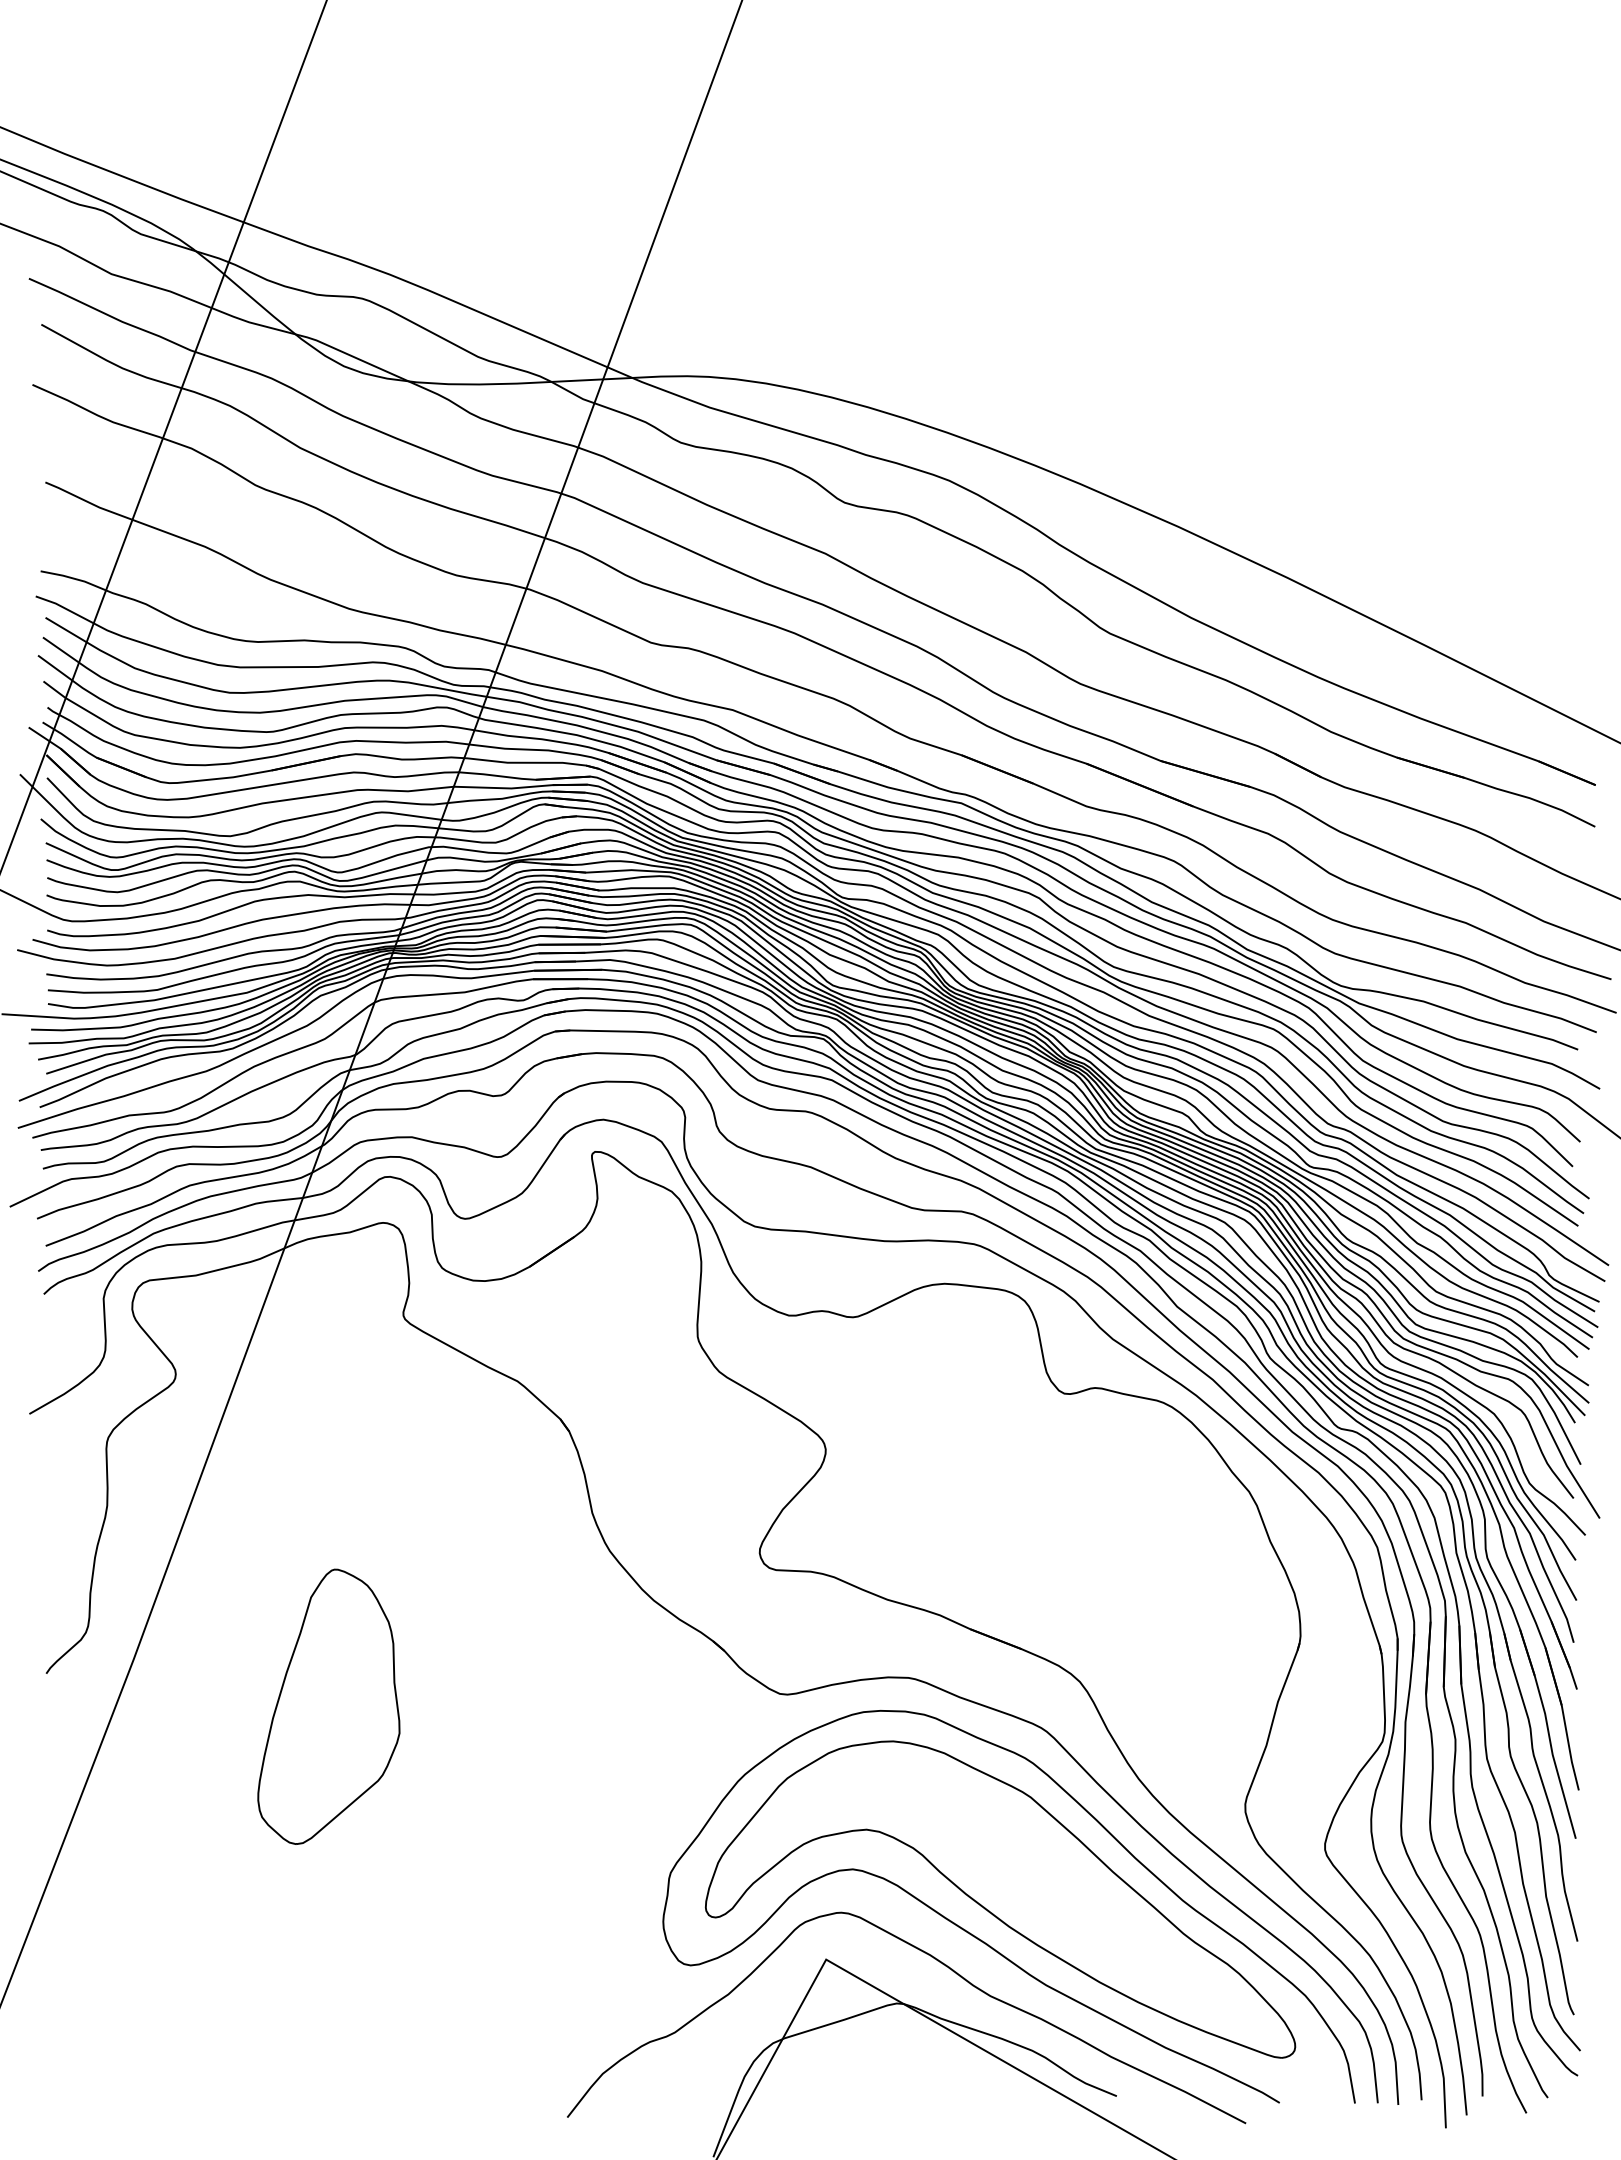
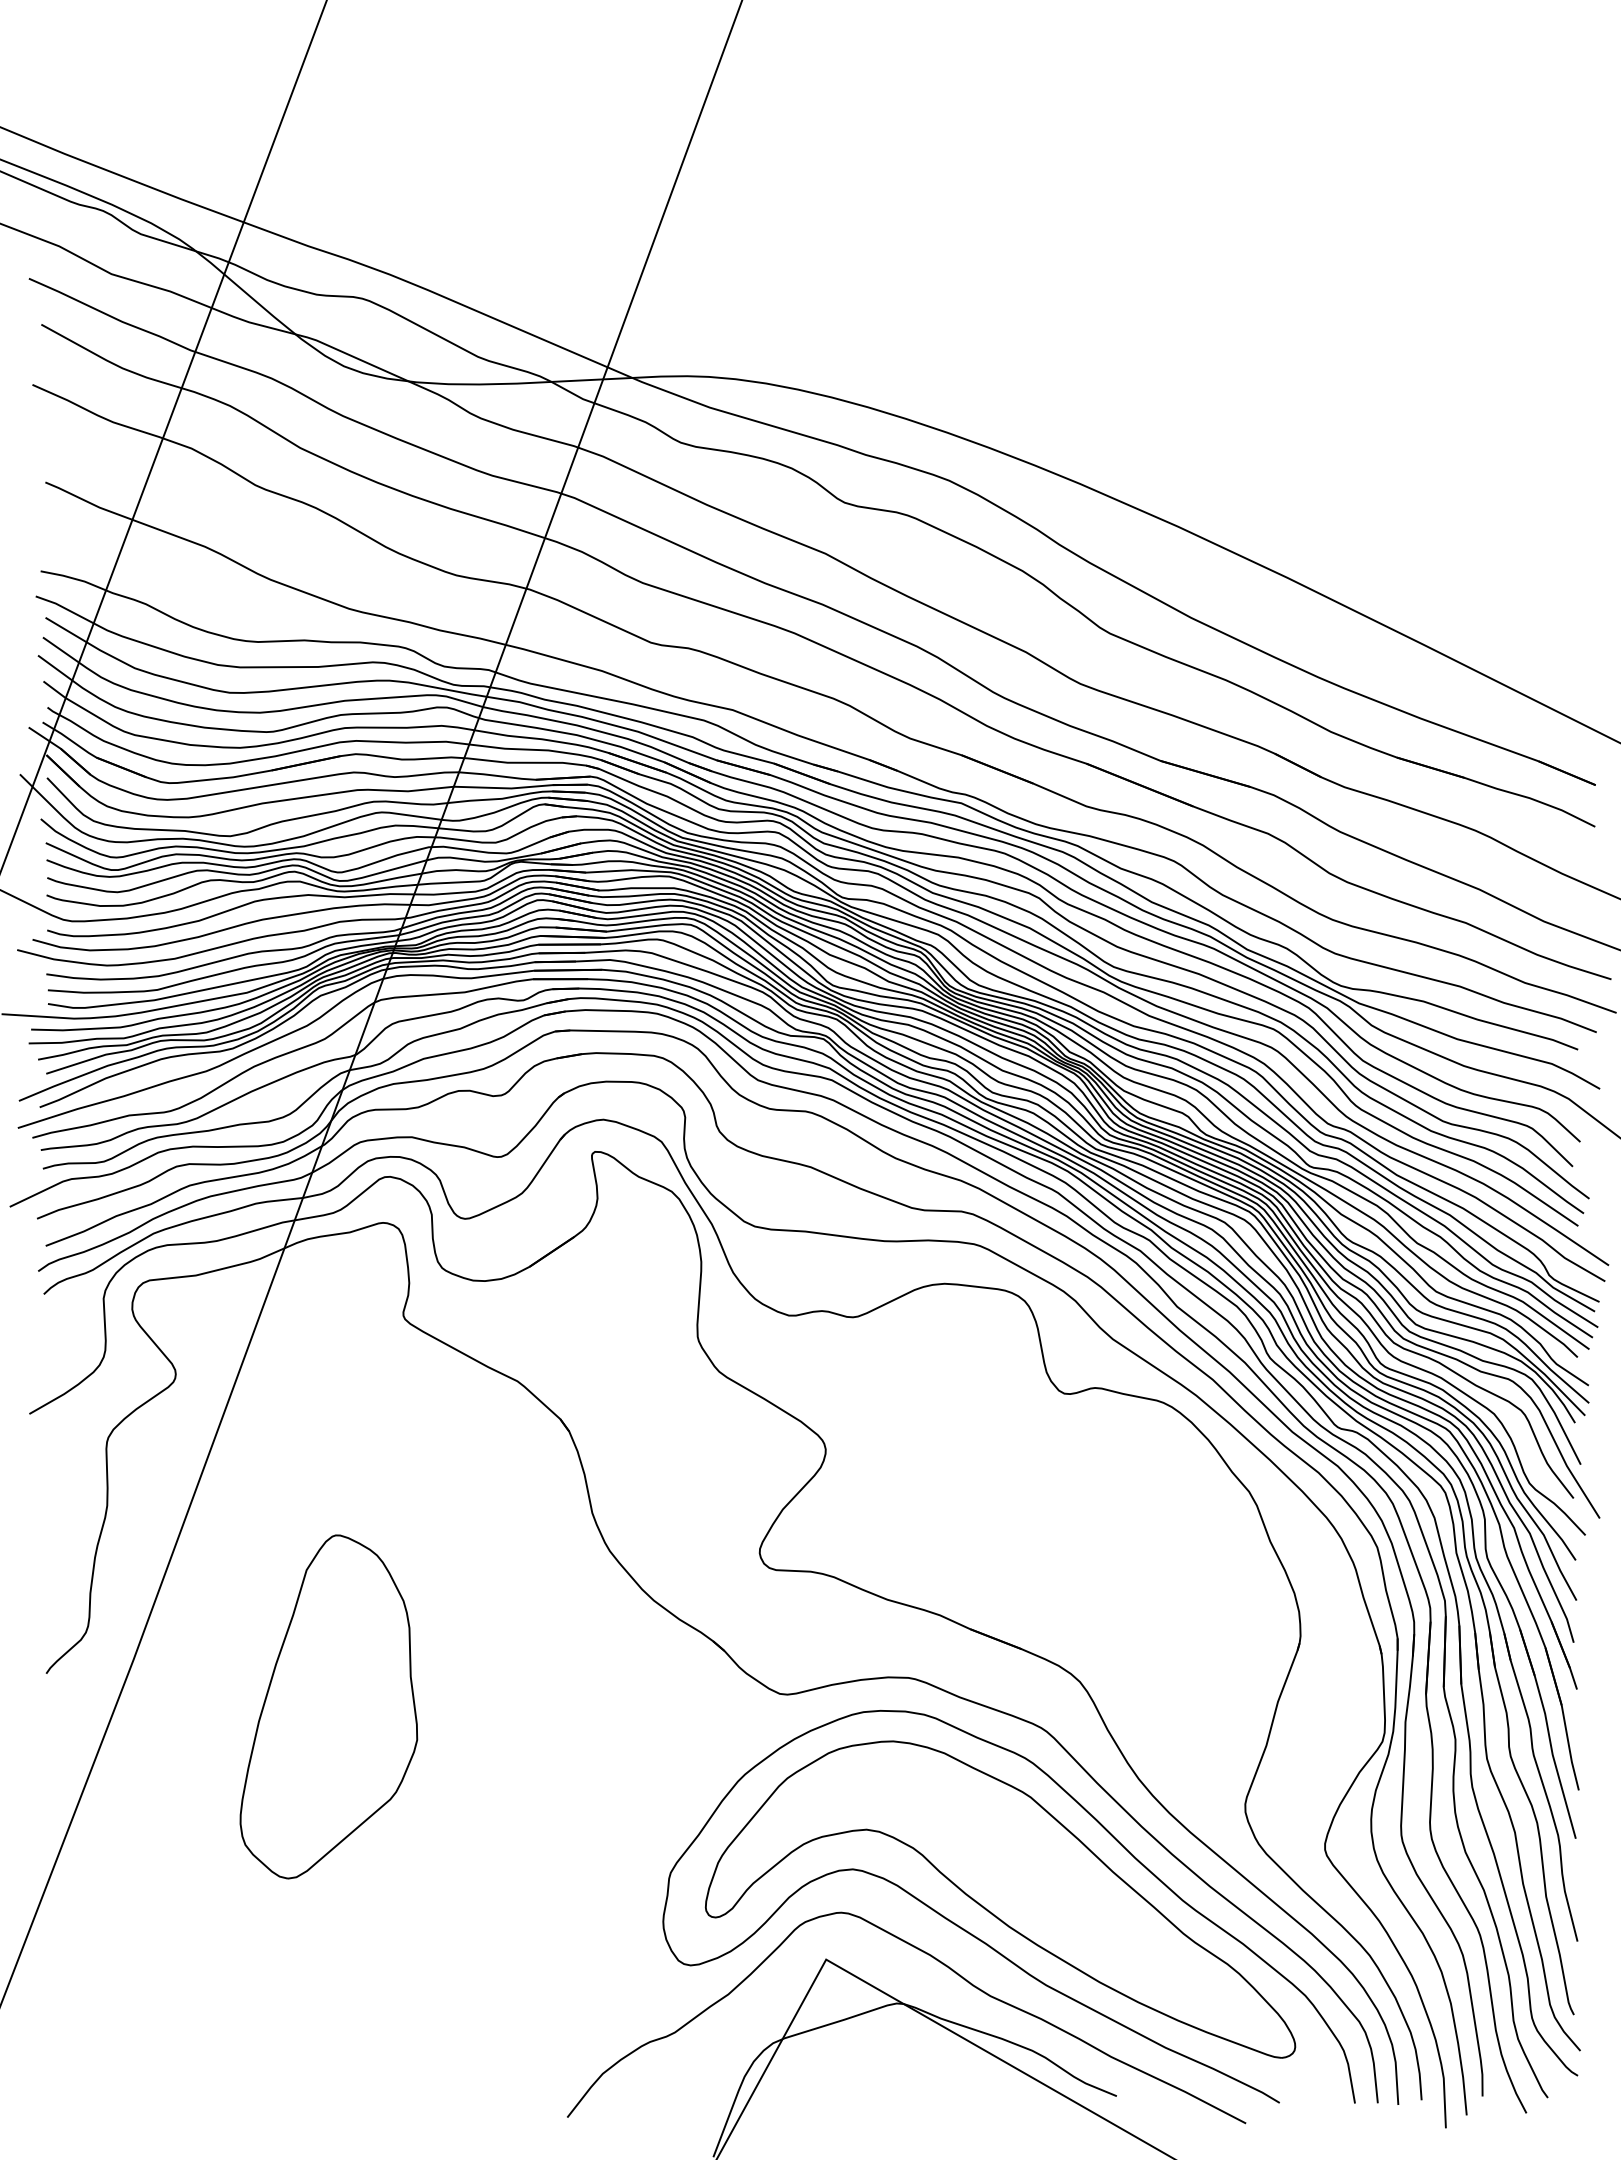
part size: 144x277 px -> 180x346 px (328, 1706)
